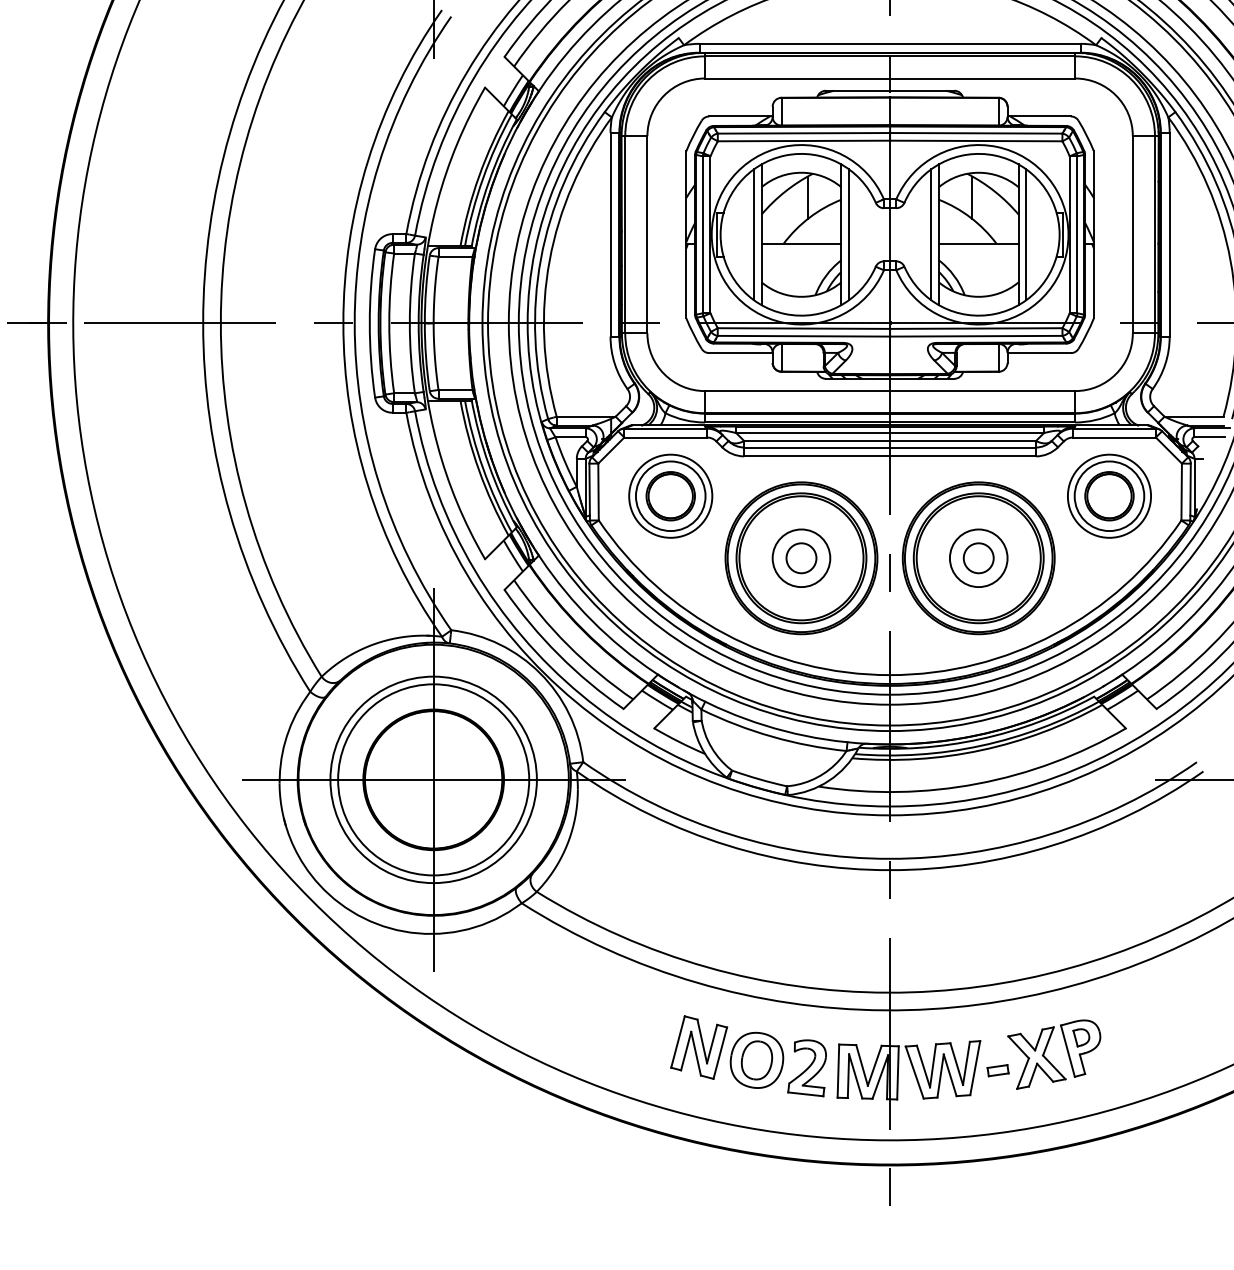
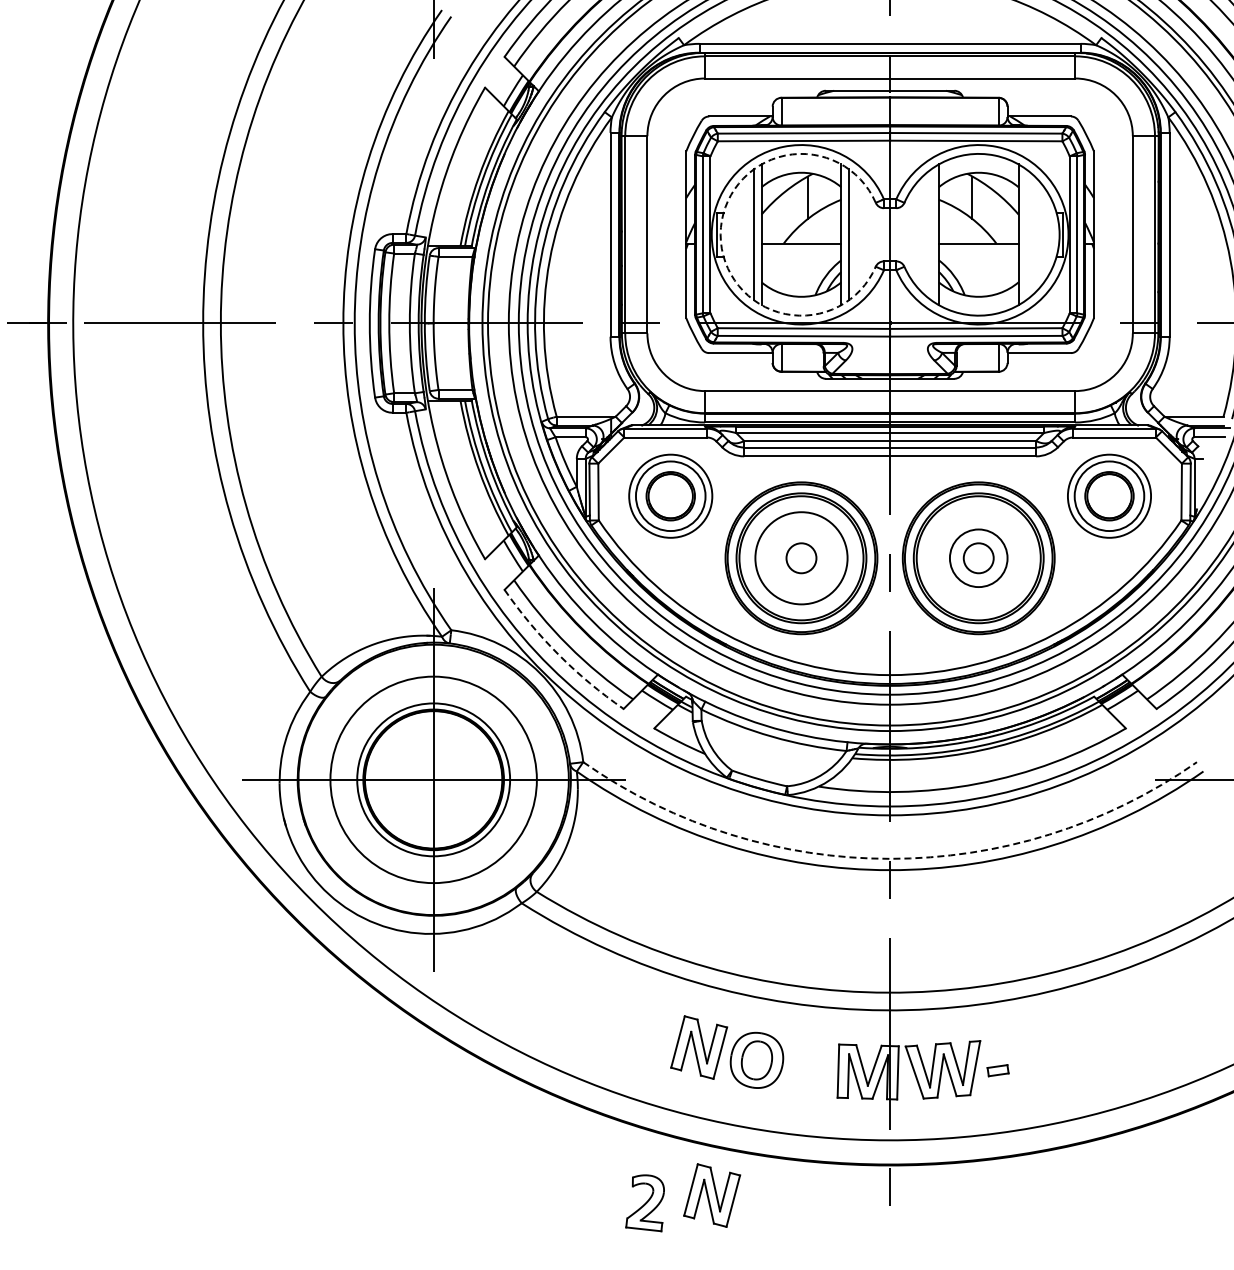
arc: solid -> dashed (720, 234)
line: present -> none (931, 234)
line: present -> none (1026, 234)
circle diameter: 58 px -> 92 px (801, 558)
arc: solid -> dashed (558, 654)
circle diameter: 191 px -> 153 px (433, 779)
arc: solid -> dashed (890, 858)
part: present -> none (1048, 1059)
part position: (806, 1068) -> (644, 1203) (644, 1203)
part: none -> present (712, 1195)
